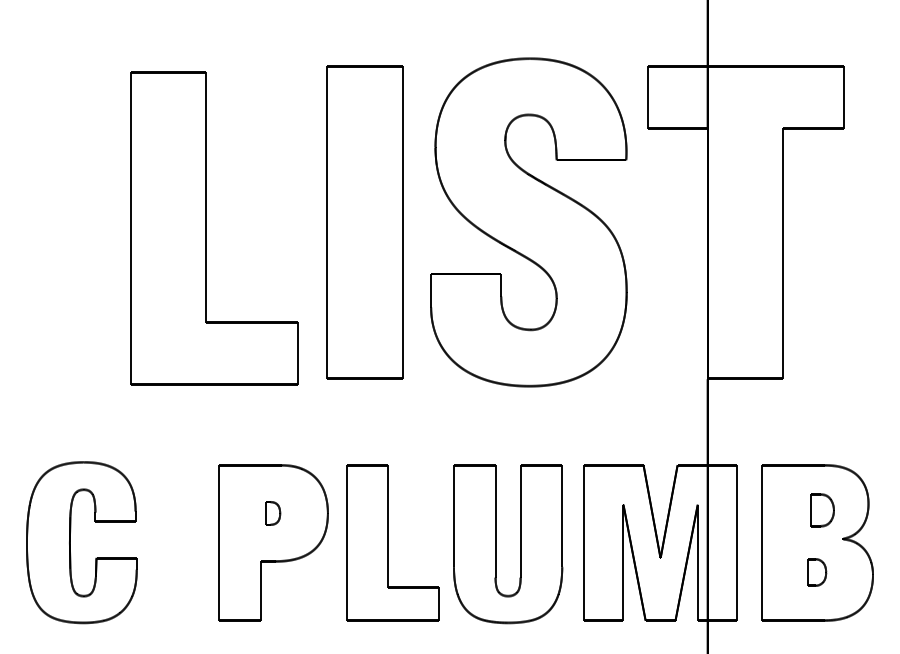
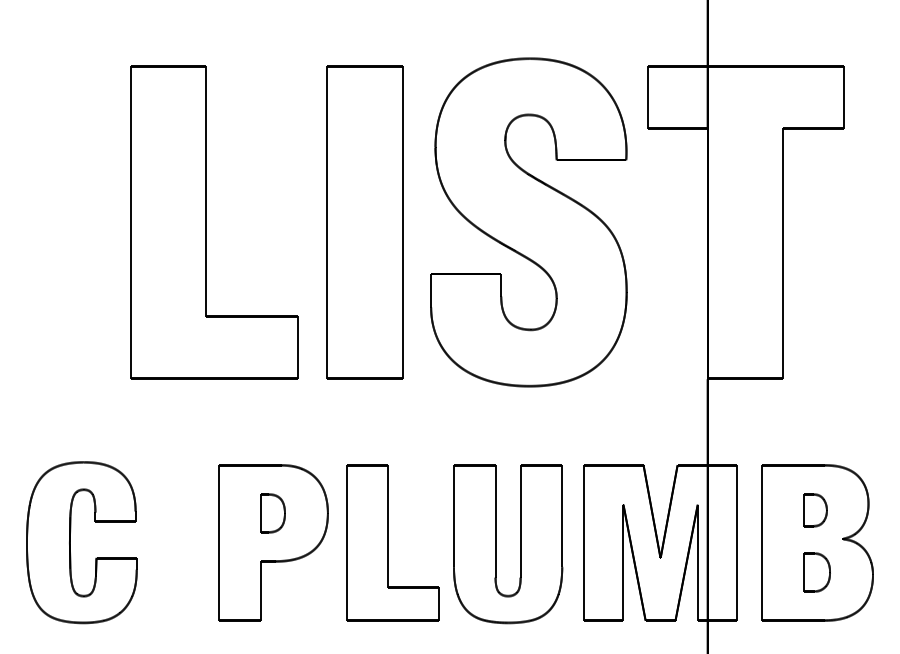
part position: (206, 228) -> (206, 222) (206, 222)
part position: (822, 510) -> (815, 510) (815, 510)
part size: 17x25 px -> 26x41 px (272, 513)
part size: 21x29 px -> 28x41 px (816, 572)
